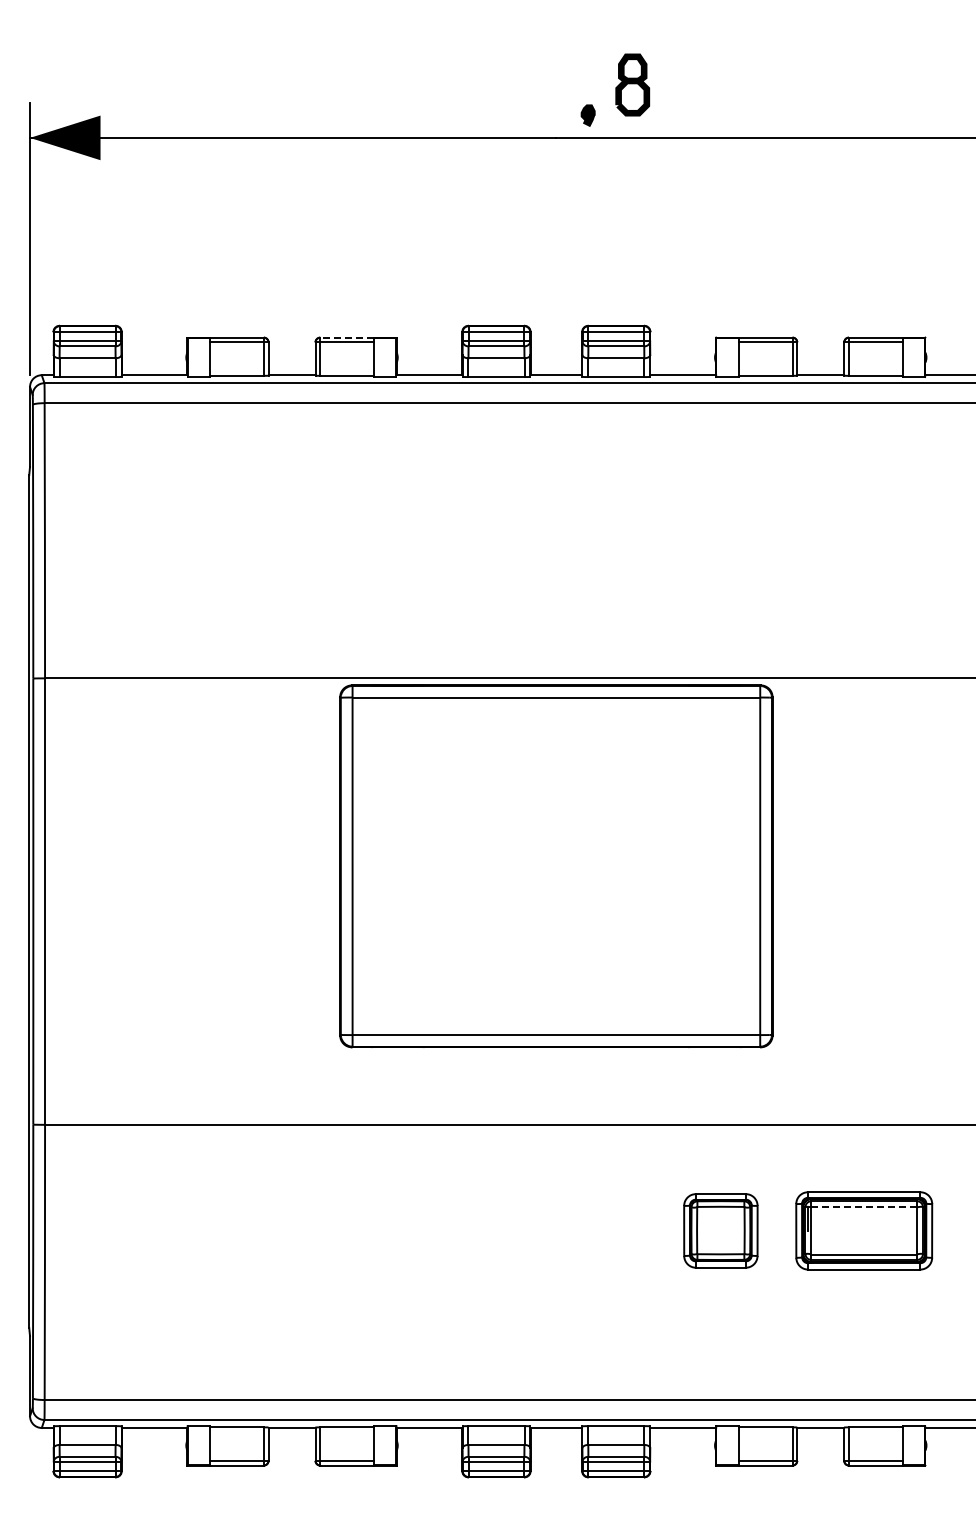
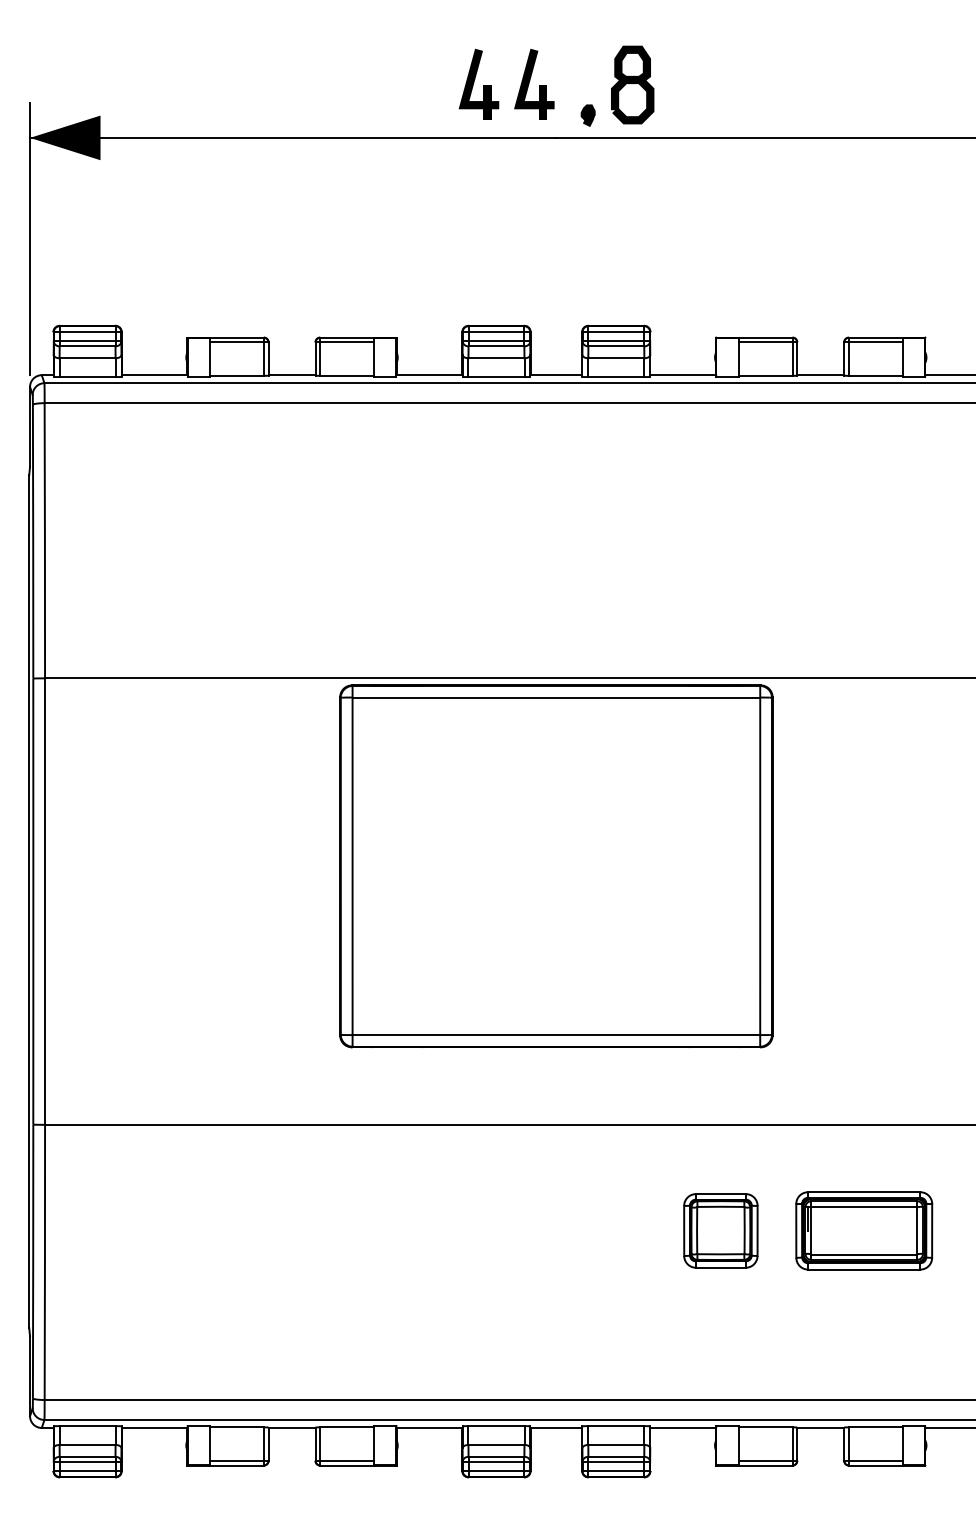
part: none -> present (478, 83)
part: none -> present (534, 84)
part size: 36x64 px -> 44x80 px (632, 84)
line: dashed -> solid (346, 337)
line: dashed -> solid (864, 1207)
